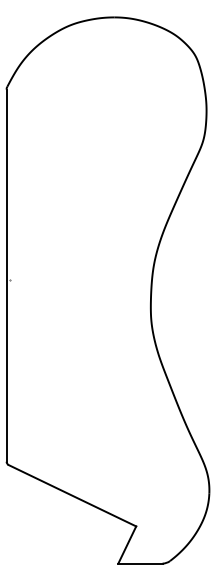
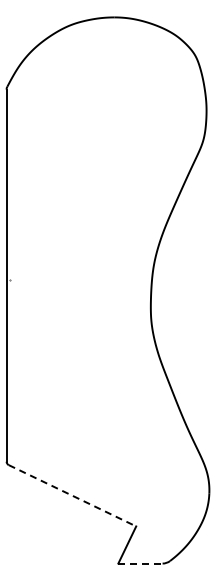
line: solid -> dashed (72, 495)
line: solid -> dashed (140, 563)
